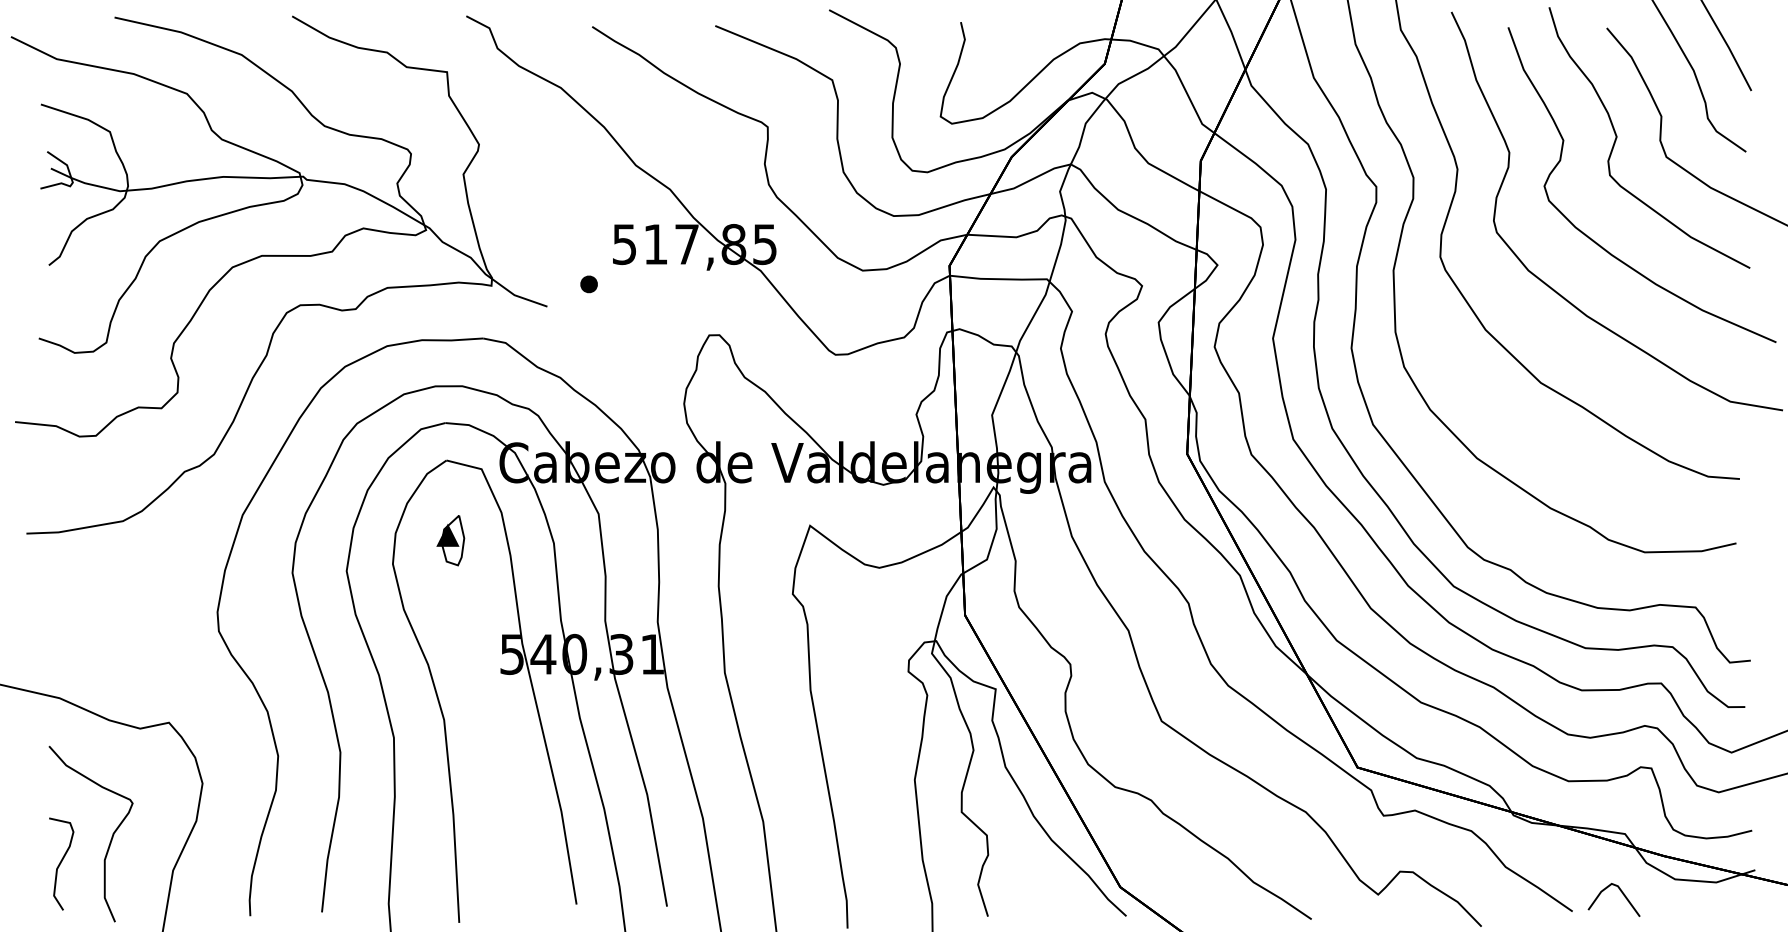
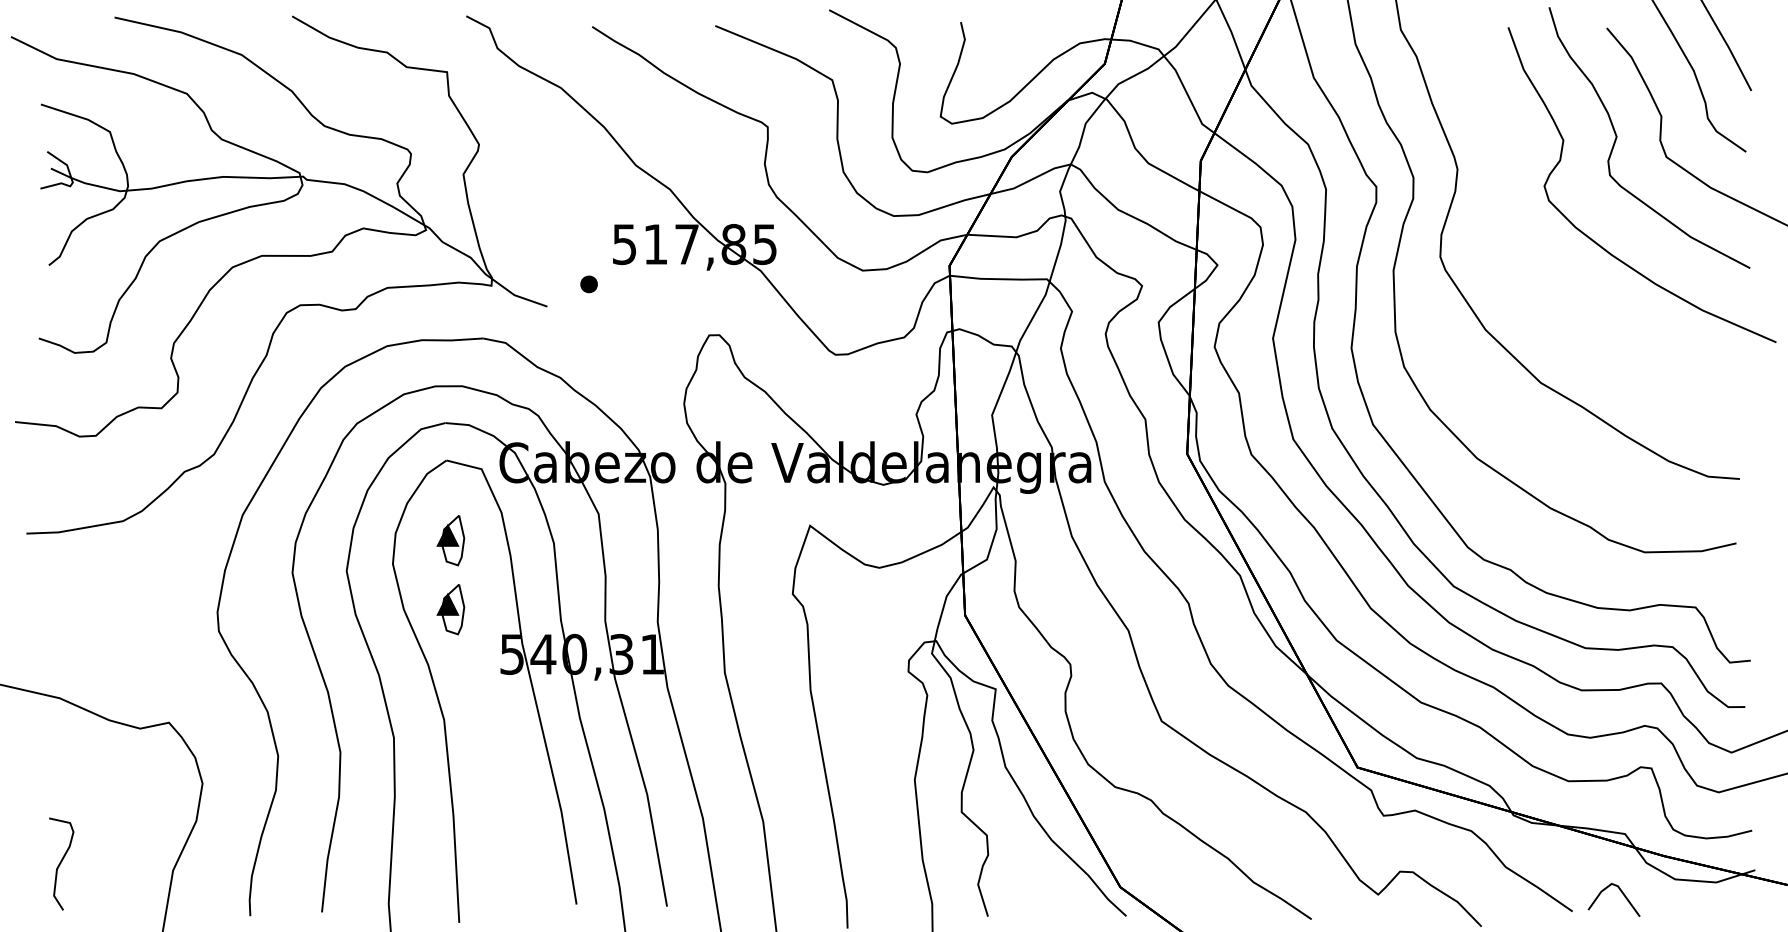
curve: present -> none (1557, 291)
part: none -> present (450, 609)
curve: present -> none (110, 839)
